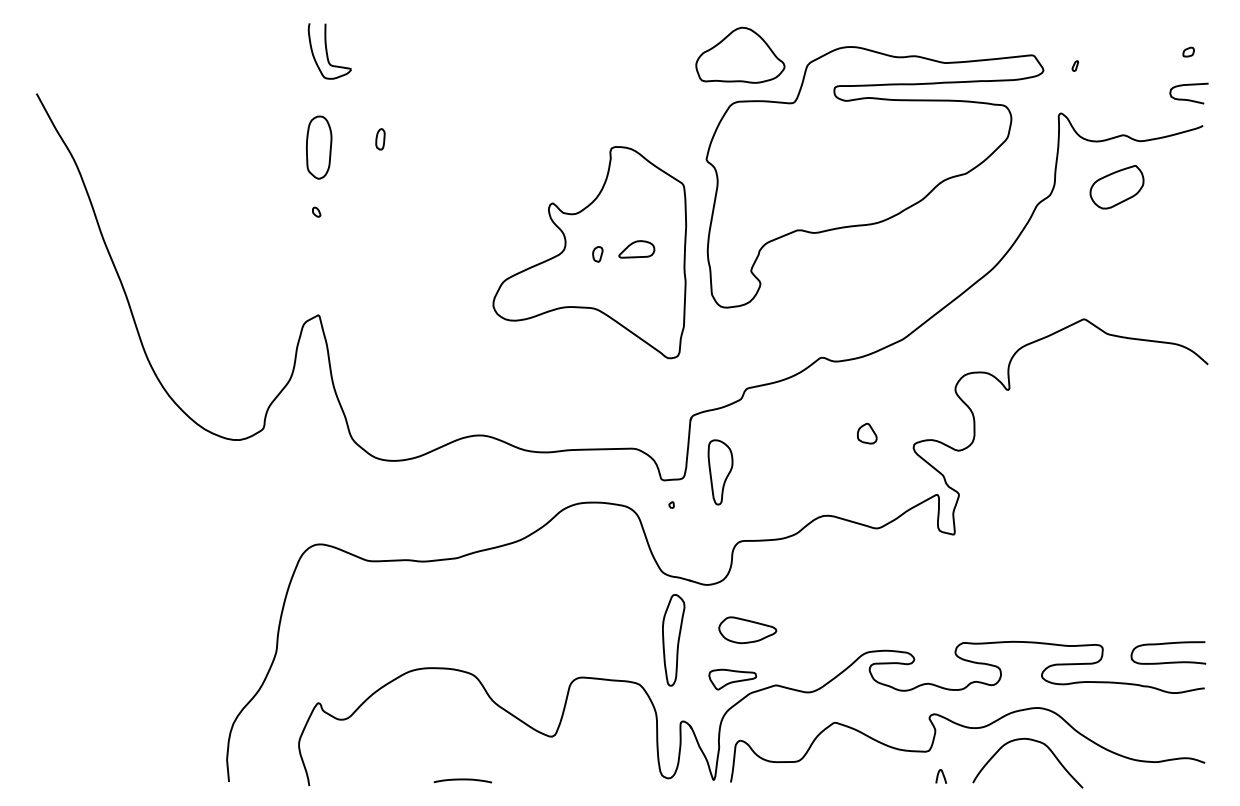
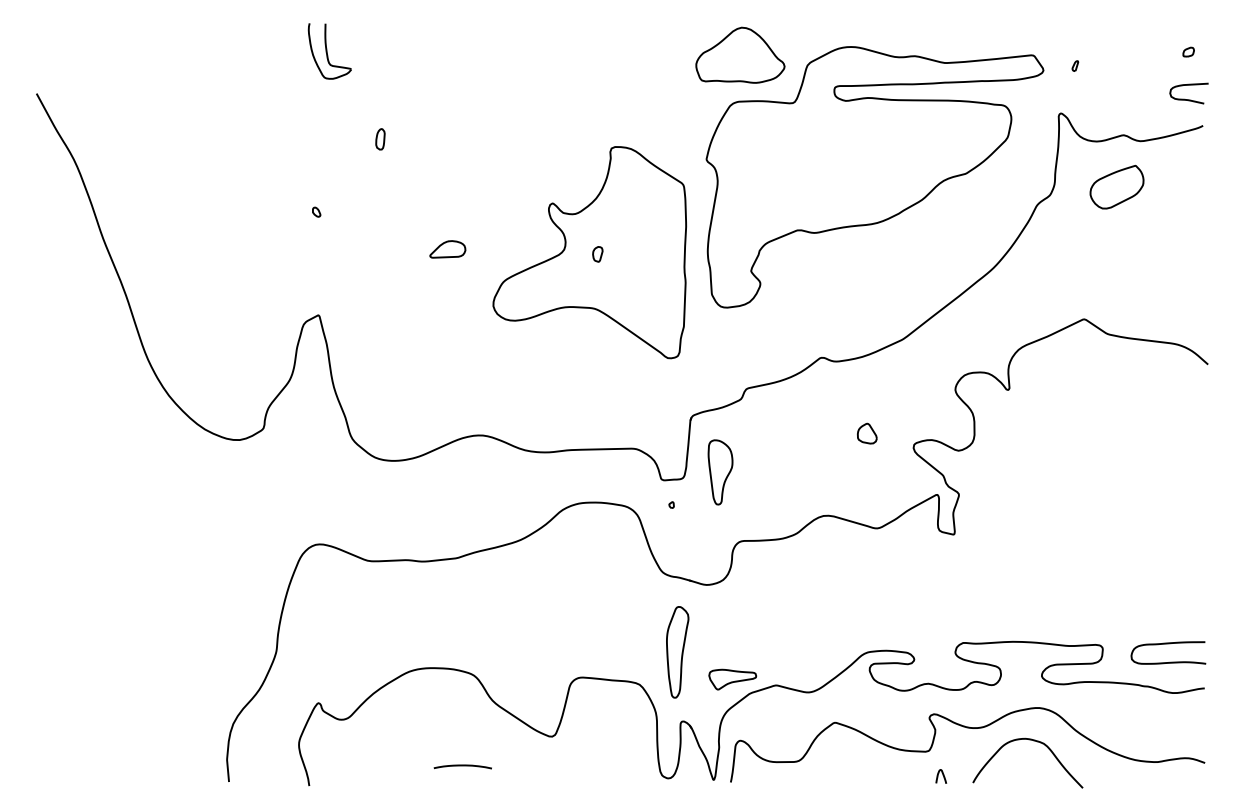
part: present -> none (319, 147)
part position: (636, 249) -> (447, 249) (447, 249)
part: present -> none (747, 630)
part position: (673, 640) -> (677, 652) (677, 652)
curve position: (462, 780) -> (462, 766) (462, 766)
